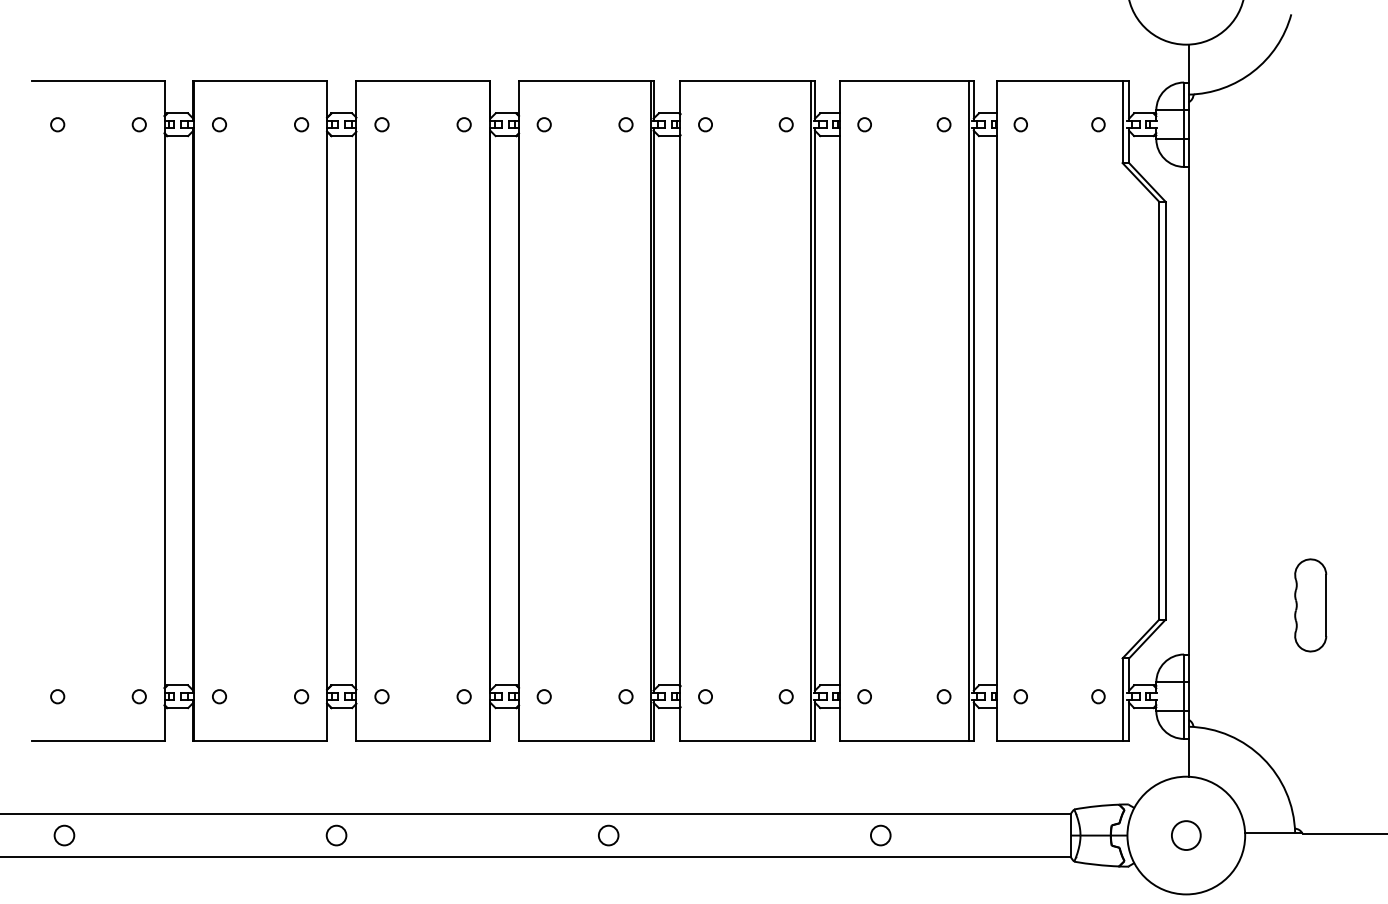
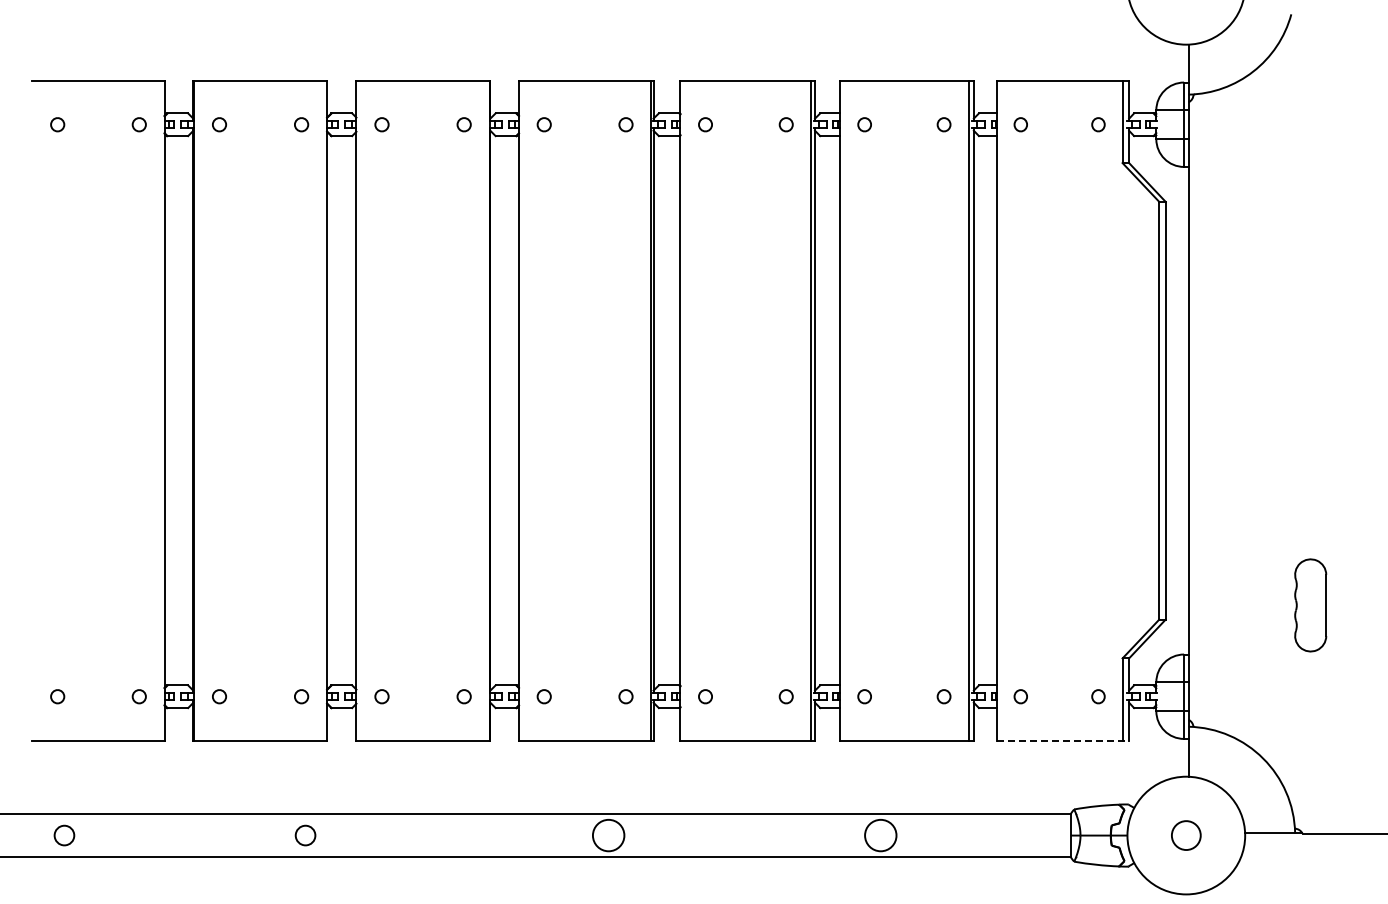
line: solid -> dashed (1063, 740)
circle position: (336, 835) -> (305, 835) (305, 835)
circle diameter: 20 px -> 31 px (608, 835)
circle diameter: 20 px -> 31 px (880, 835)
